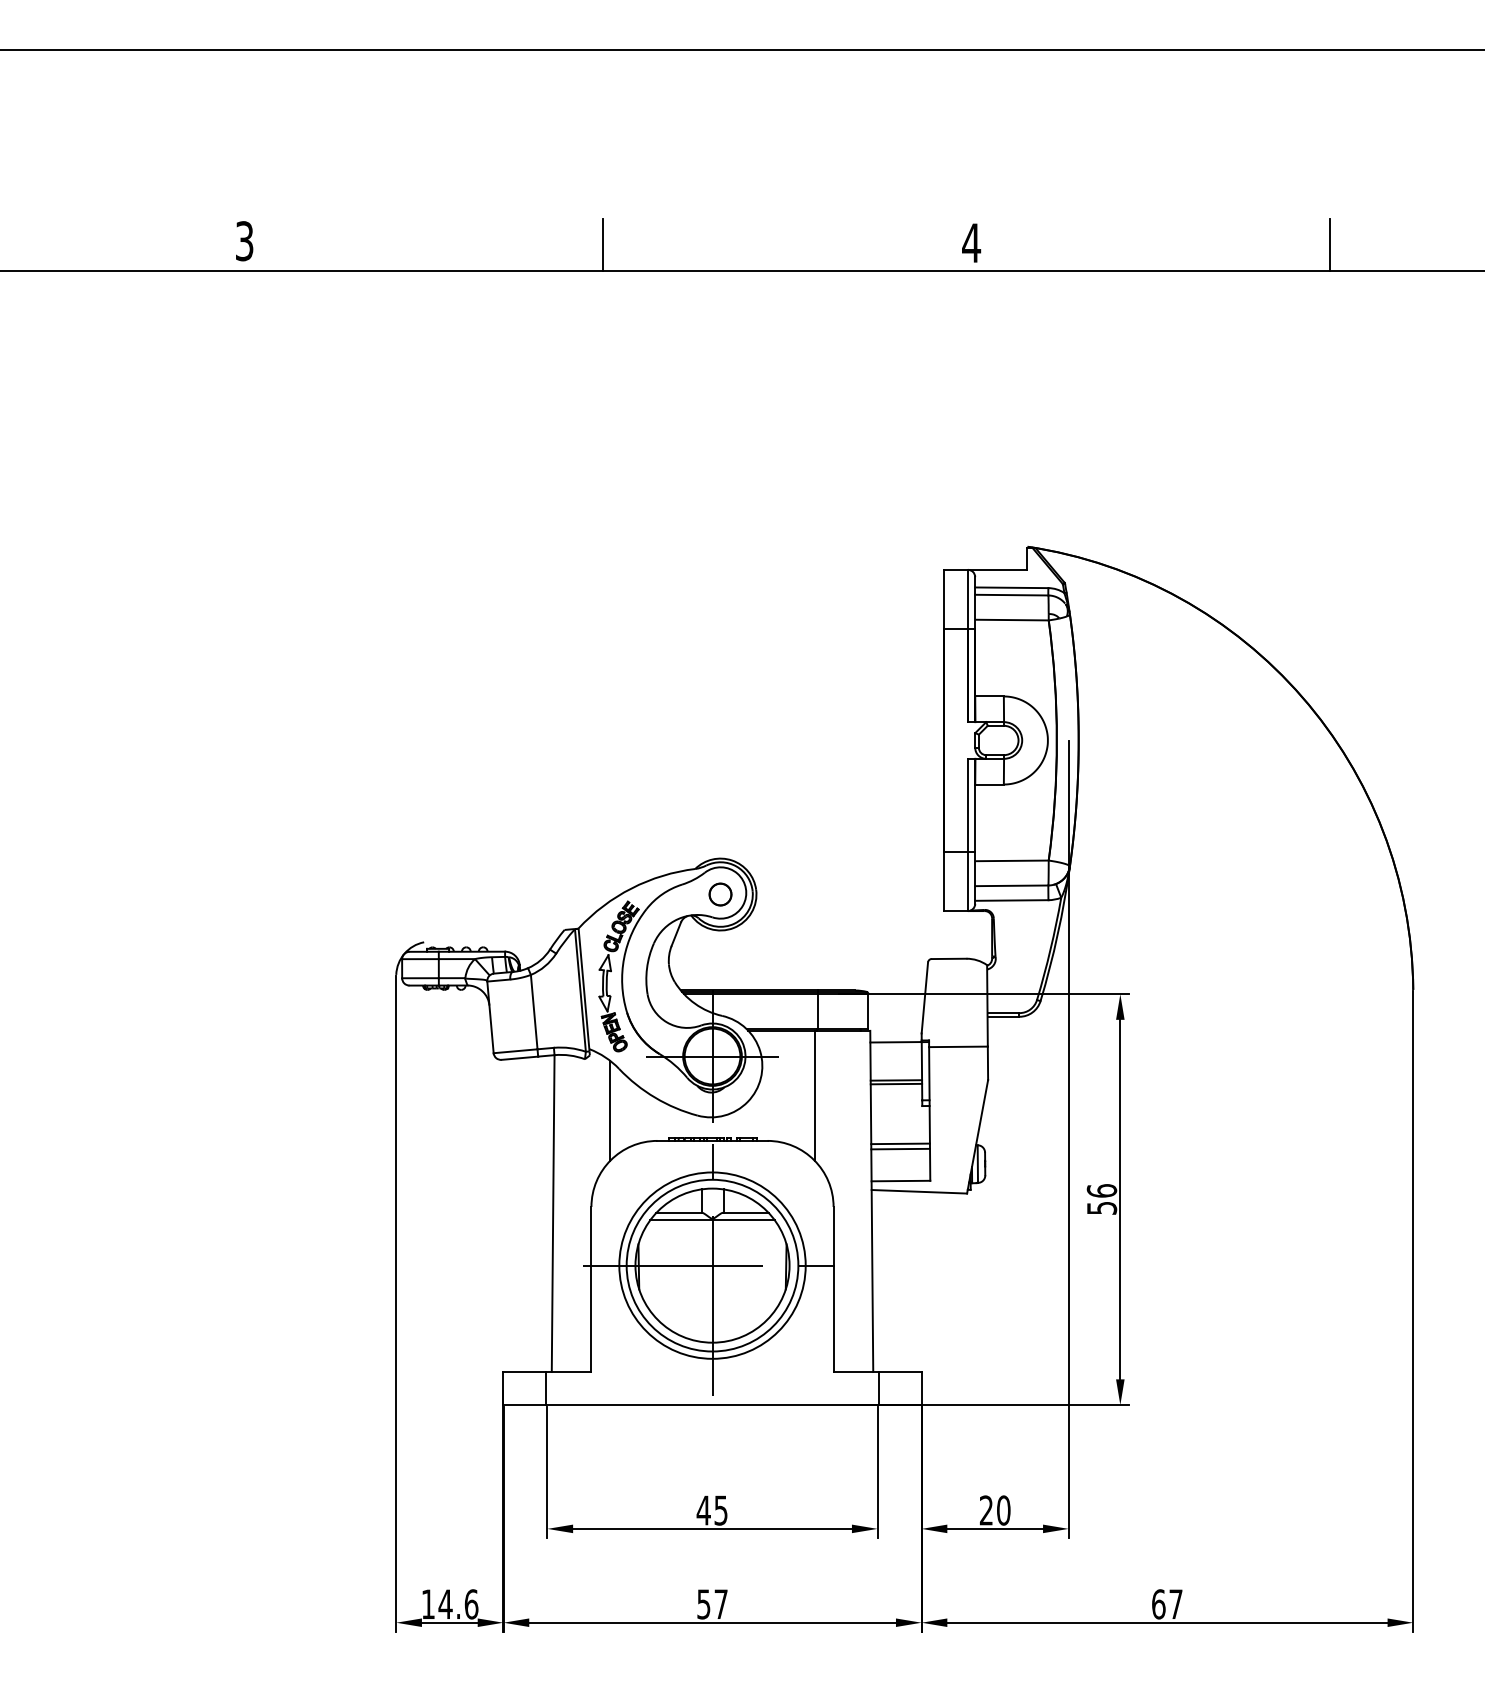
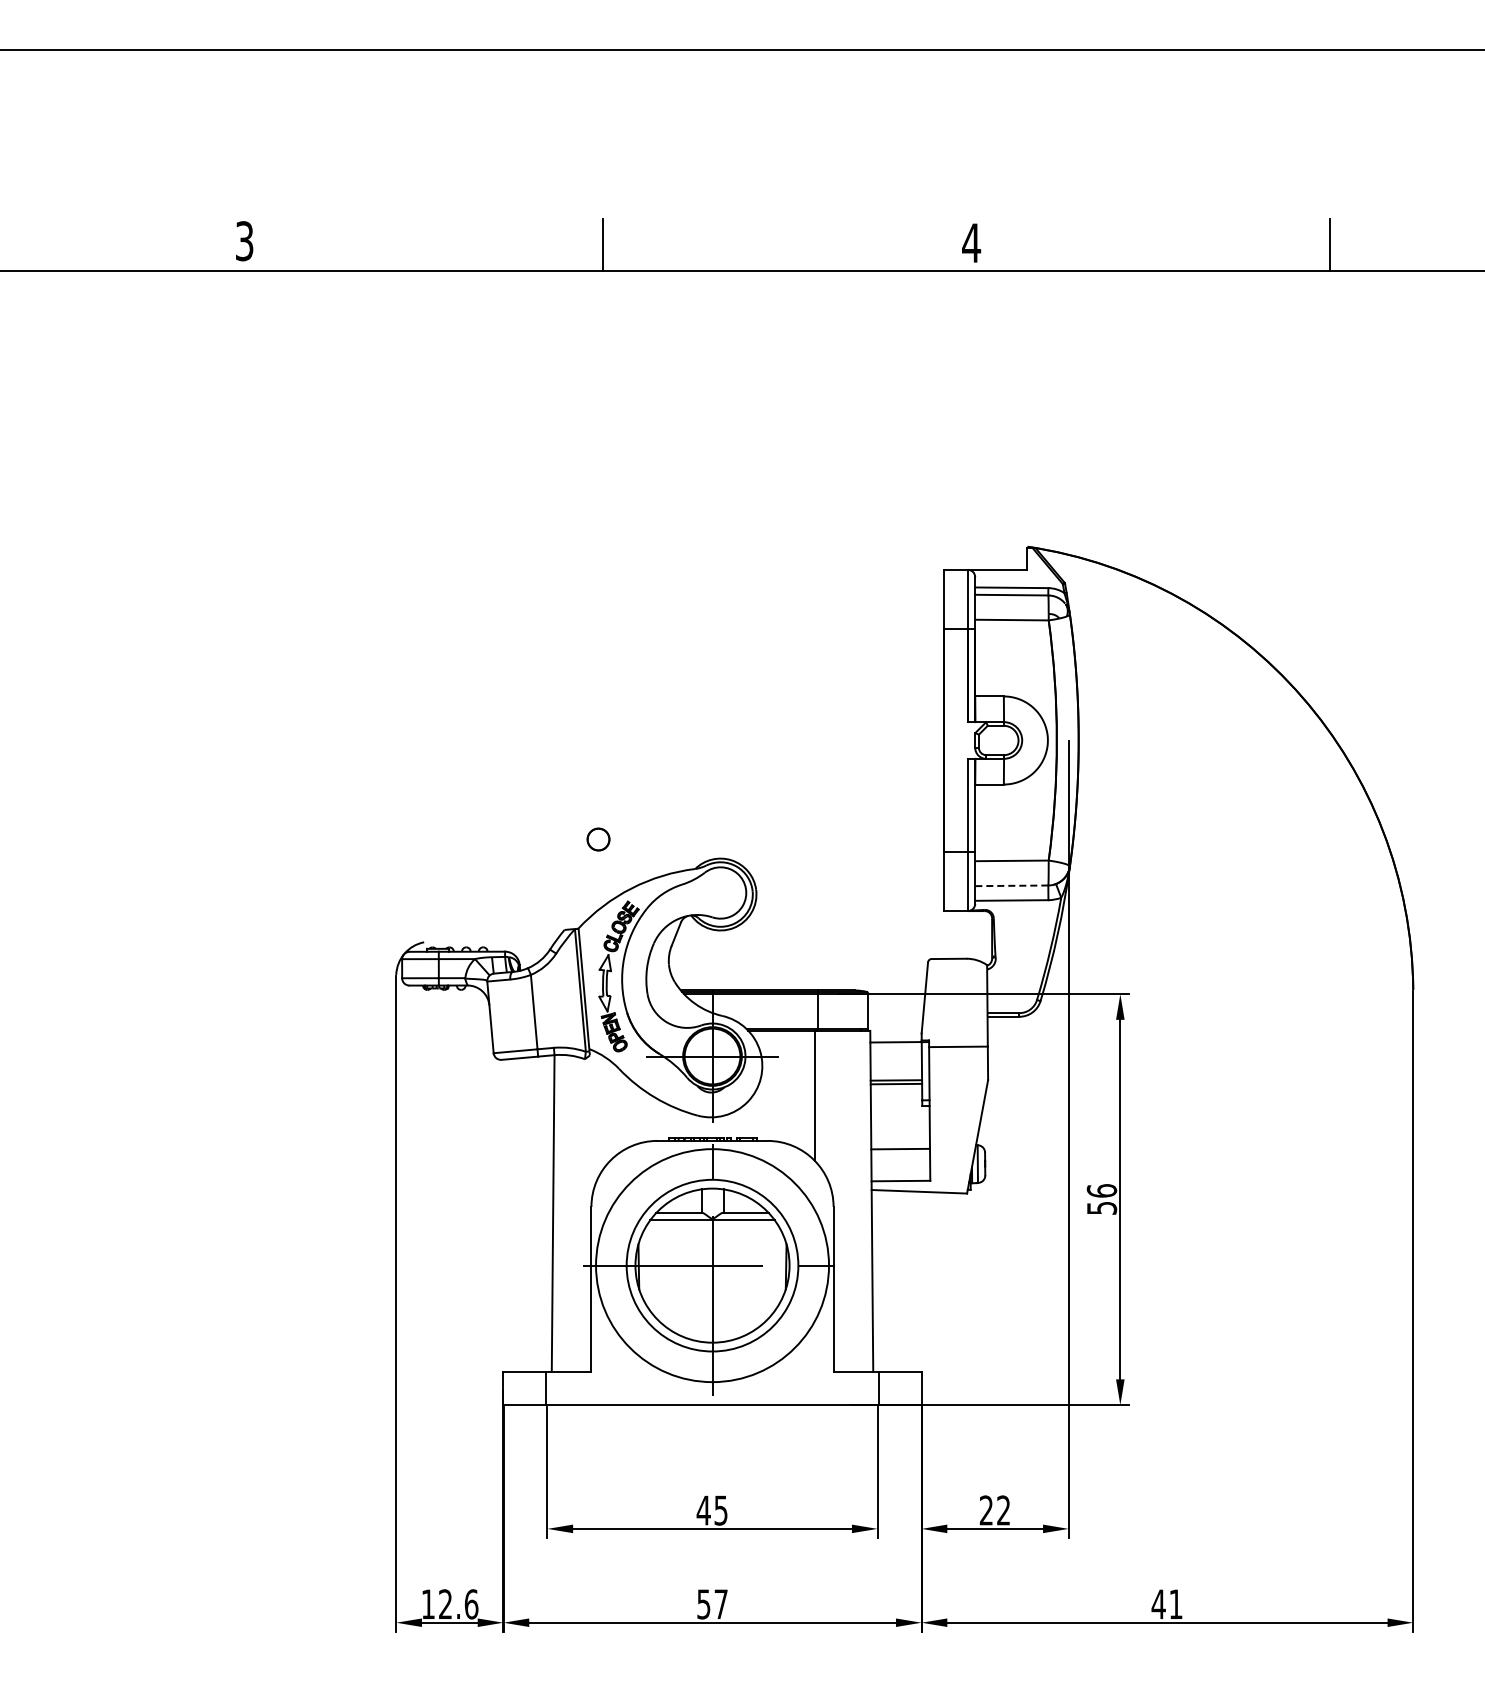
line: solid -> dashed (1011, 885)
part position: (720, 894) -> (598, 839) (598, 839)
line: present -> none (609, 1110)
line: present -> none (900, 1143)
circle diameter: 186 px -> 233 px (712, 1265)
text: 20 -> 22 (1003, 1510)
text: 14.6 -> 12.6 (445, 1603)
text: 67 -> 41 (1166, 1604)
